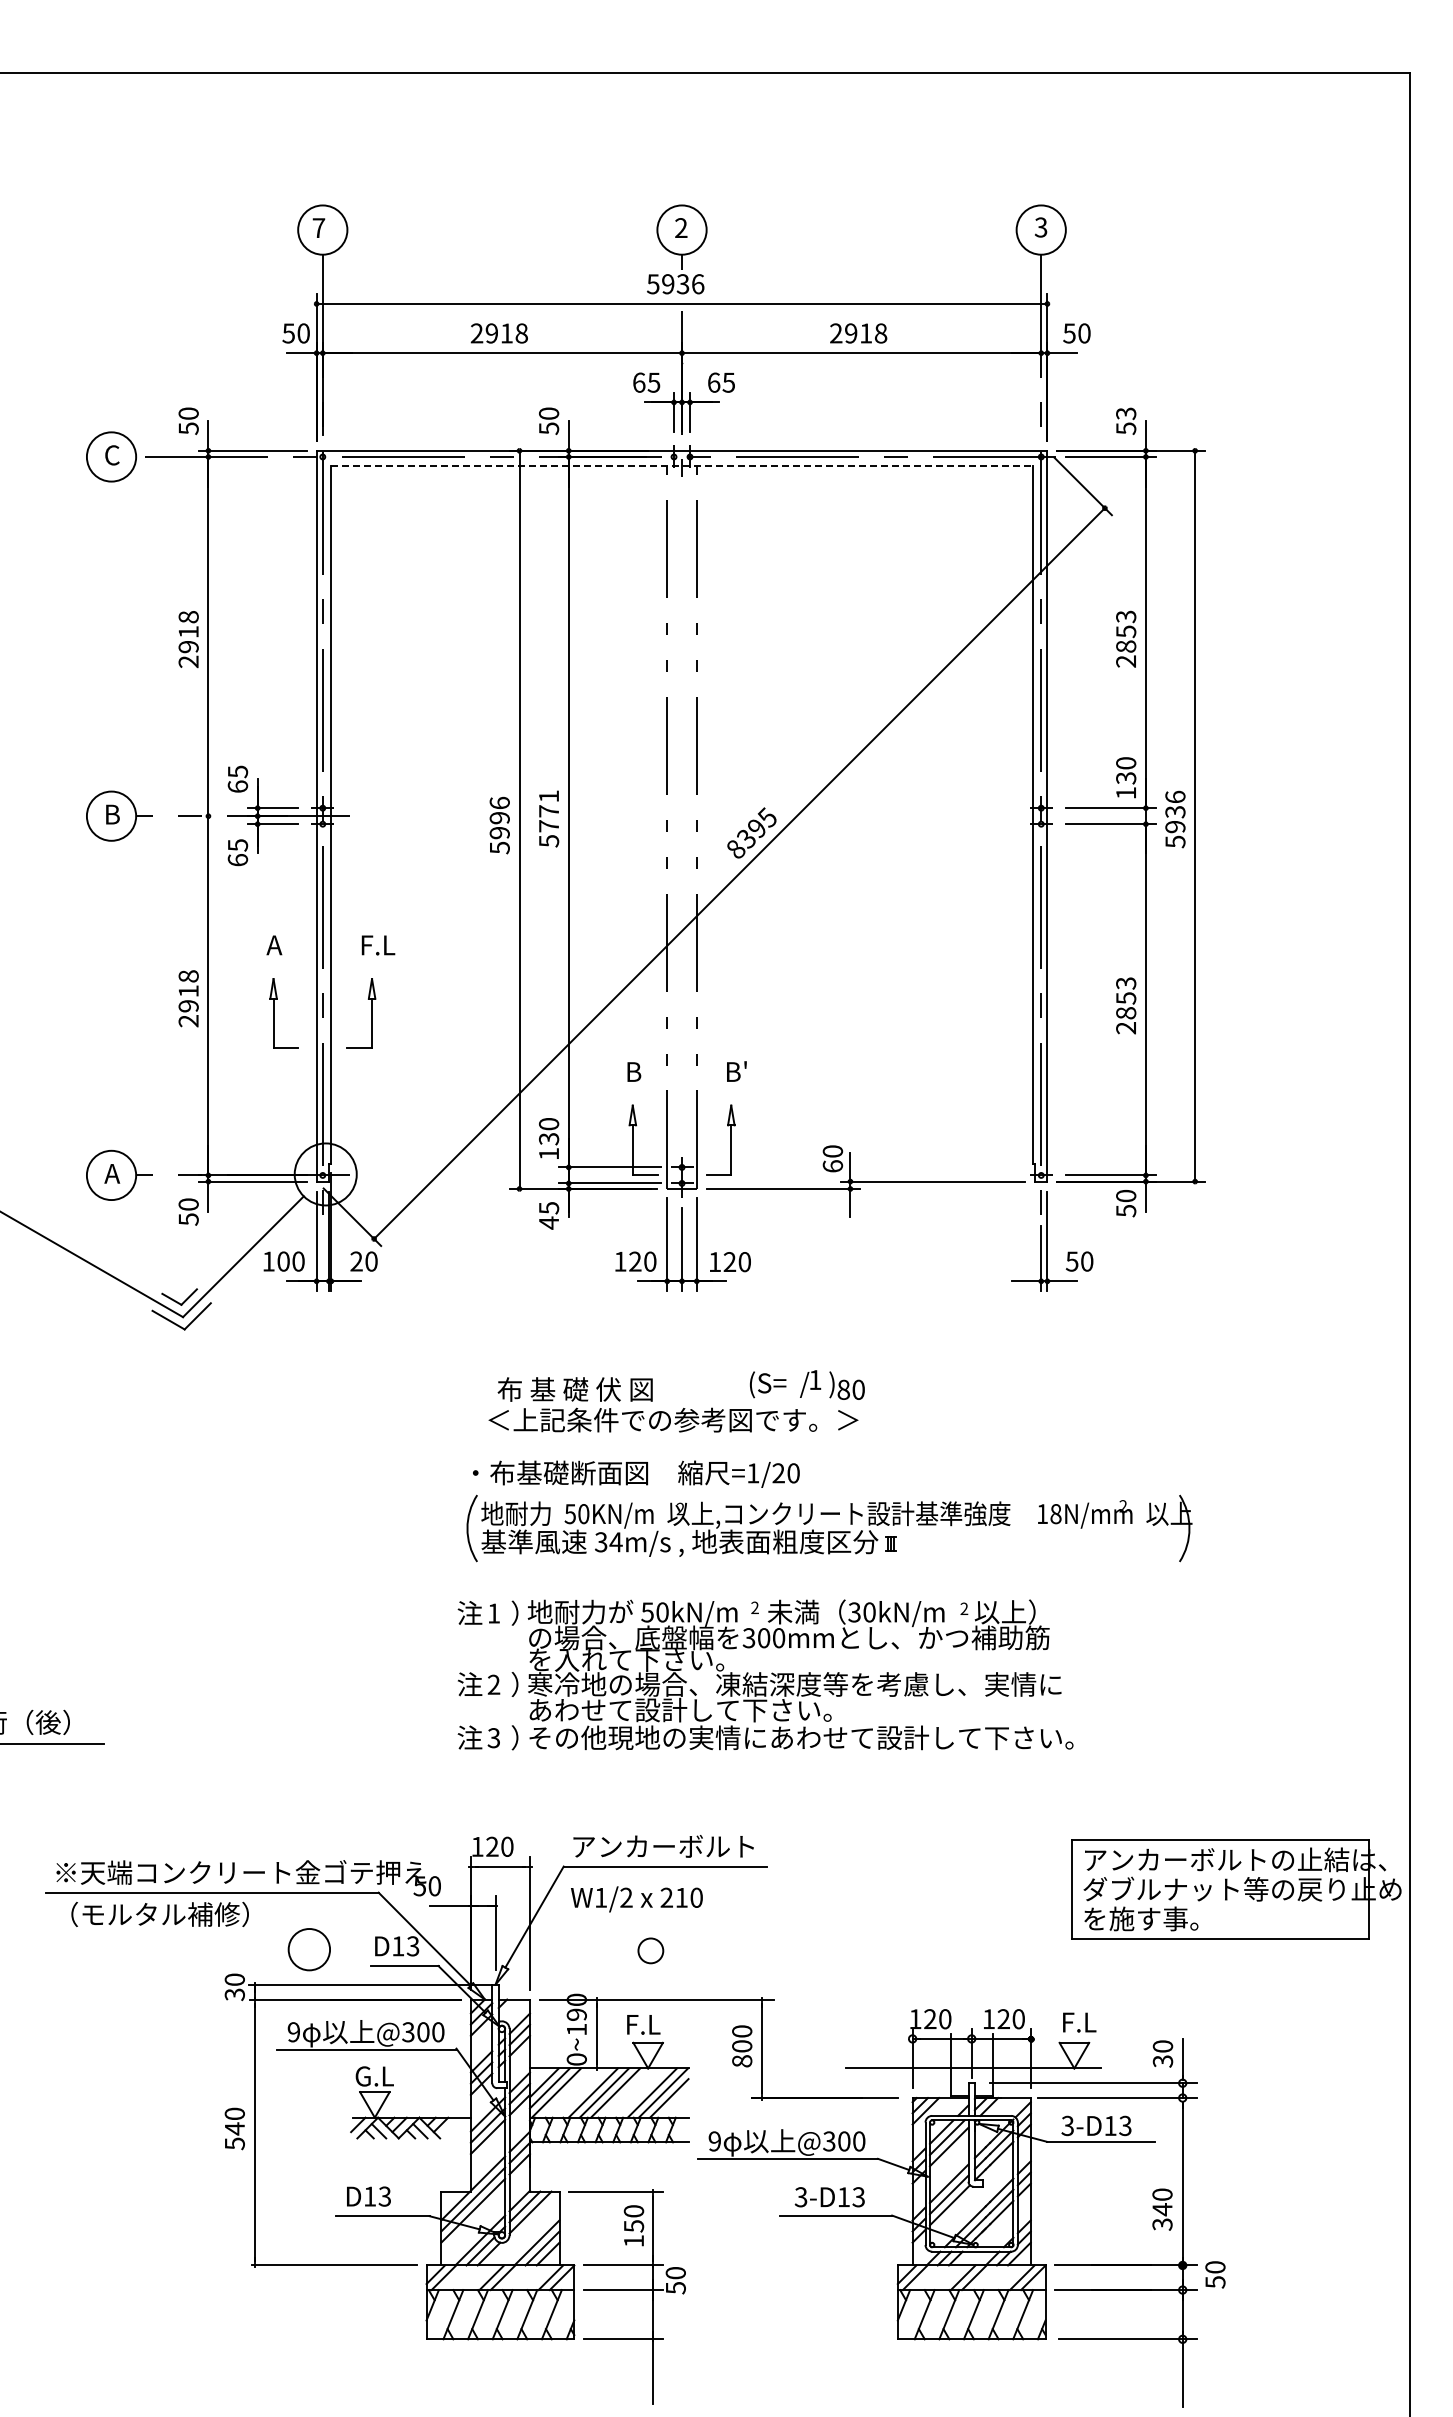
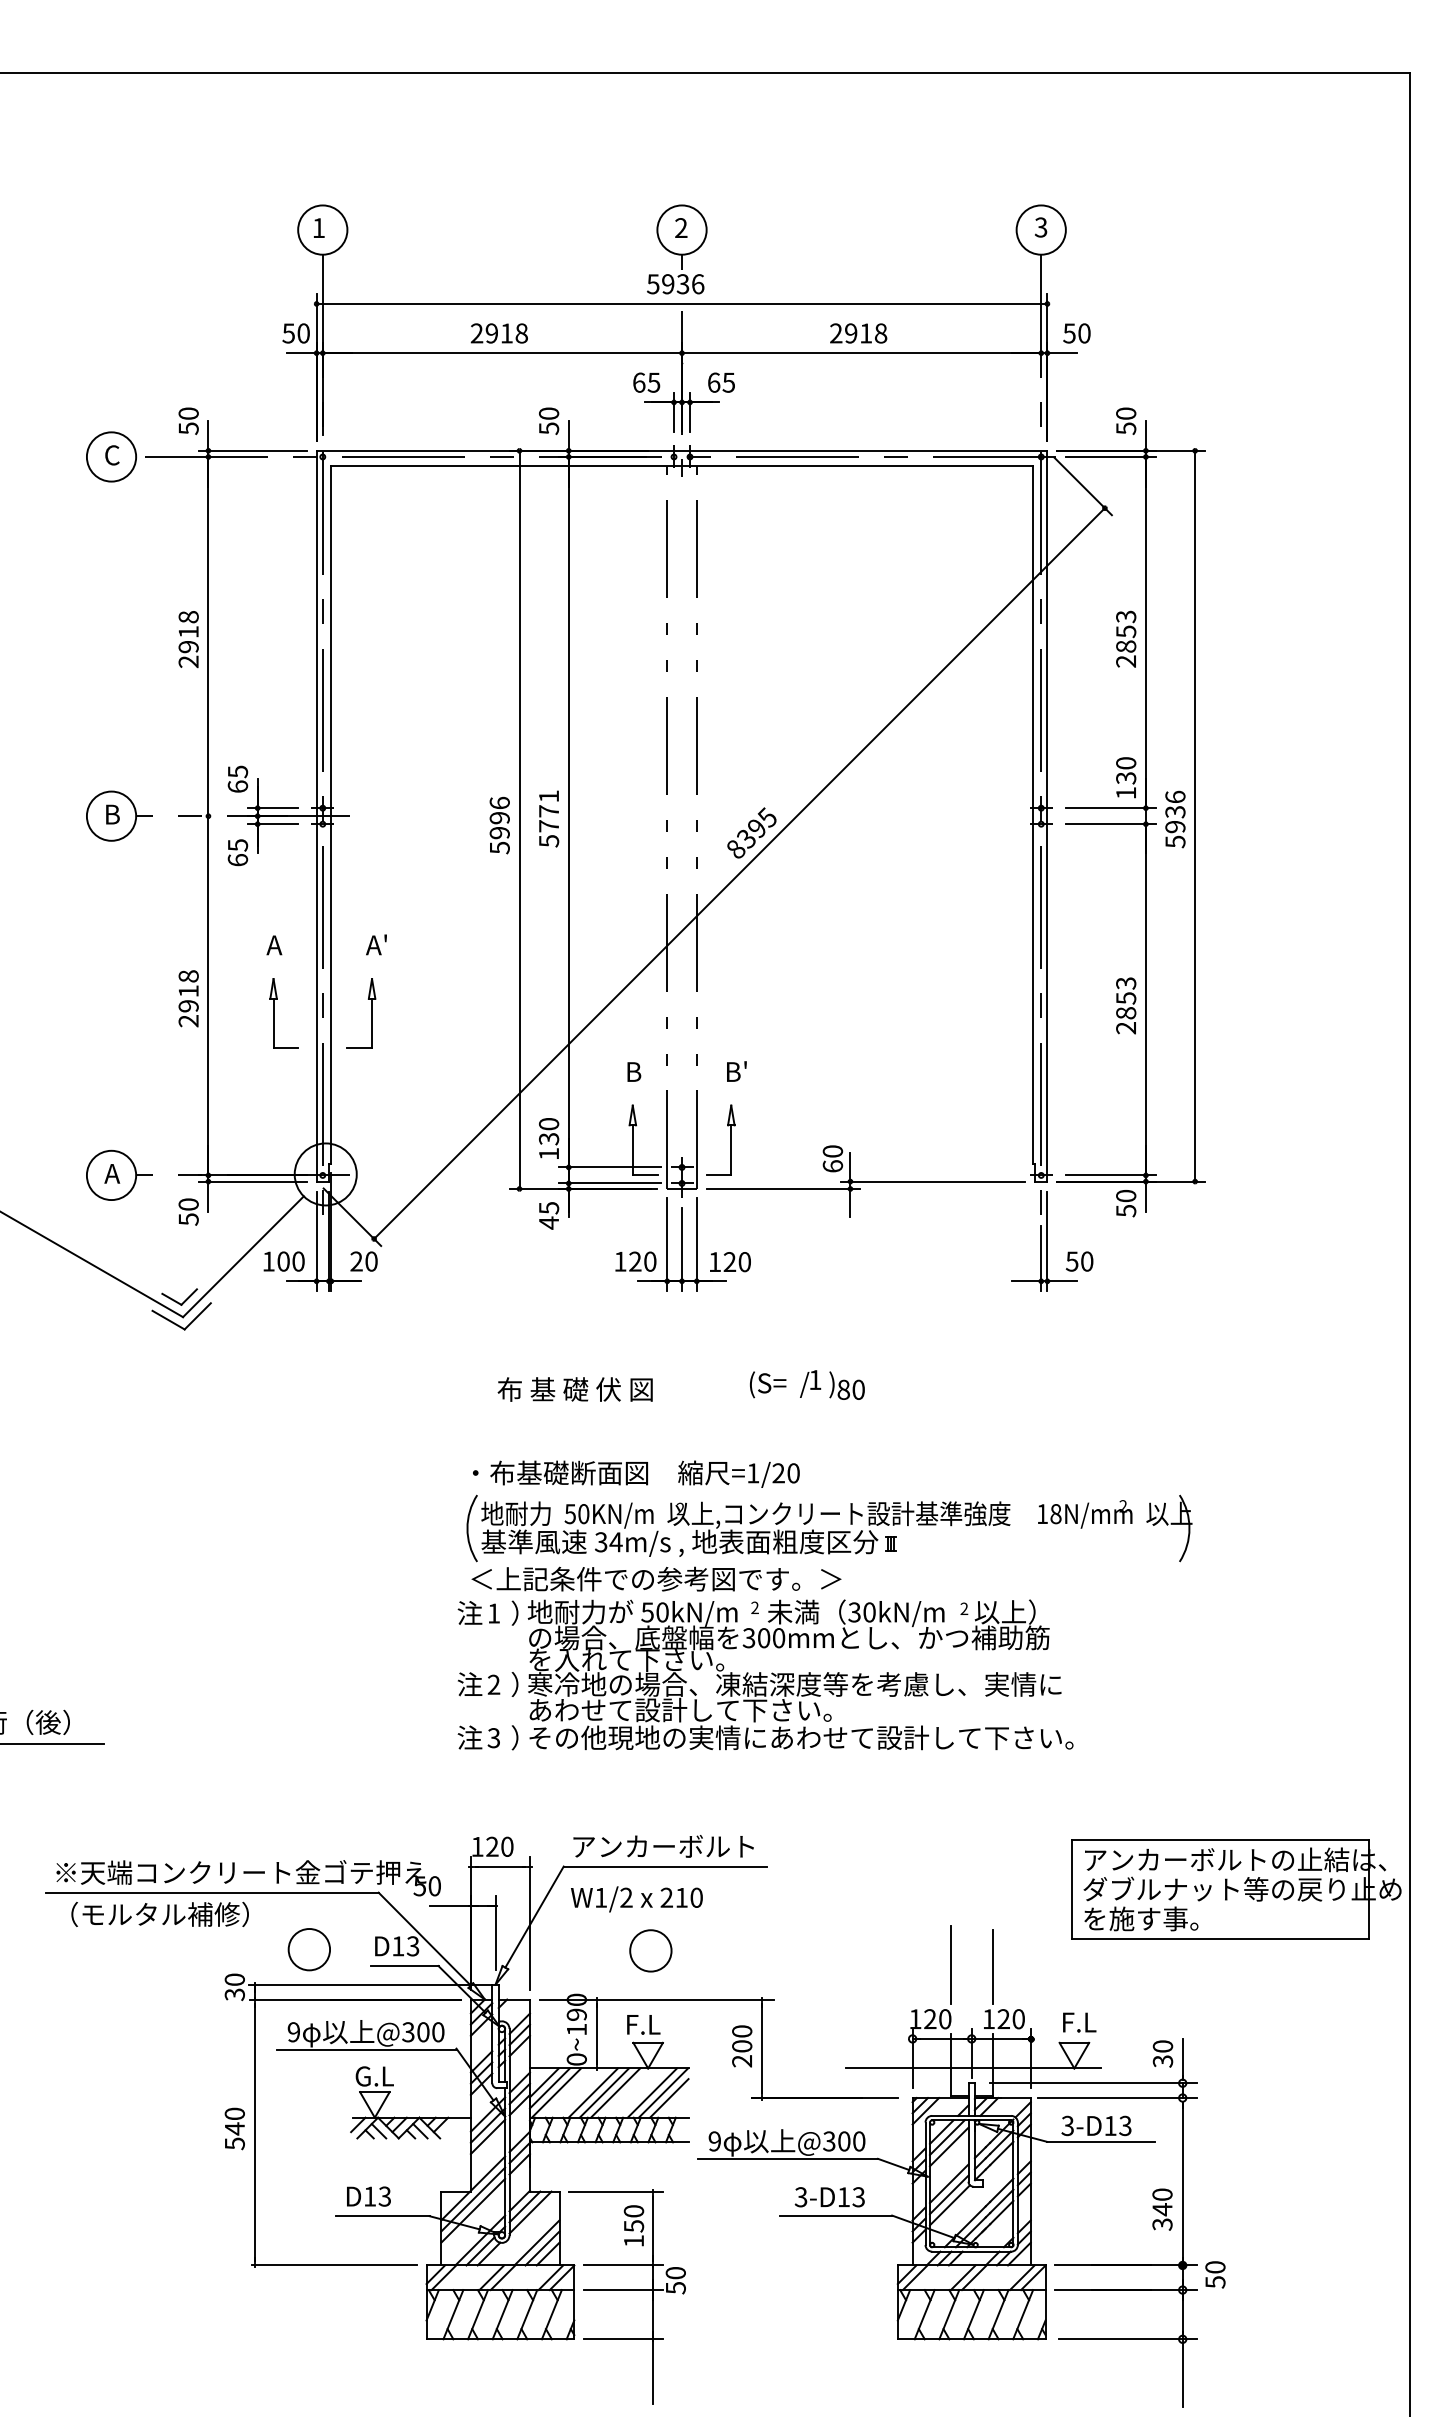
text: 7 -> 1 (318, 227)
text: 53 -> 50 (1126, 413)
line: dashed -> solid (682, 465)
text: F.L -> A' (378, 944)
text position: (673, 1419) -> (656, 1578) (656, 1578)
circle diameter: 25 px -> 41 px (650, 1950)
line: none -> present (950, 1965)
line: none -> present (992, 1966)
text: 800 -> 200 (742, 2061)
